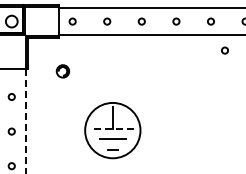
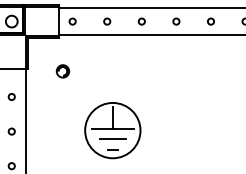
circle: present -> none (224, 50)
line: dashed -> solid (25, 120)
line: dashed -> solid (112, 128)
